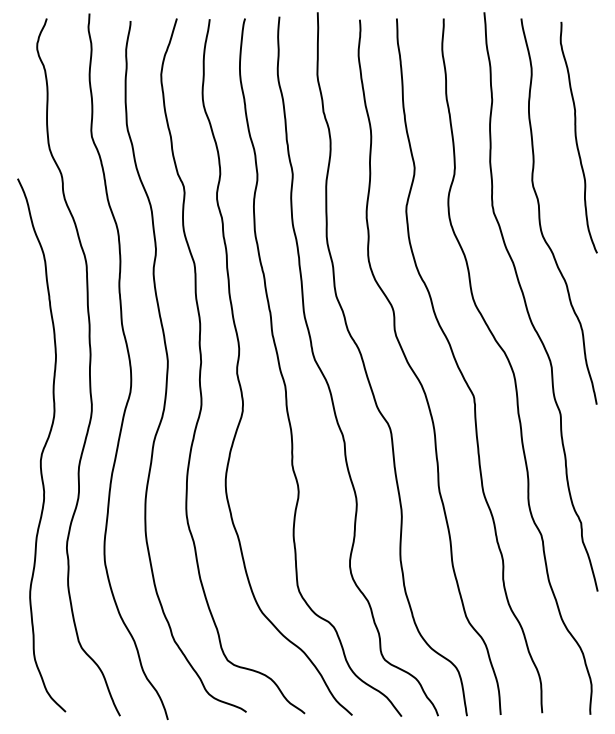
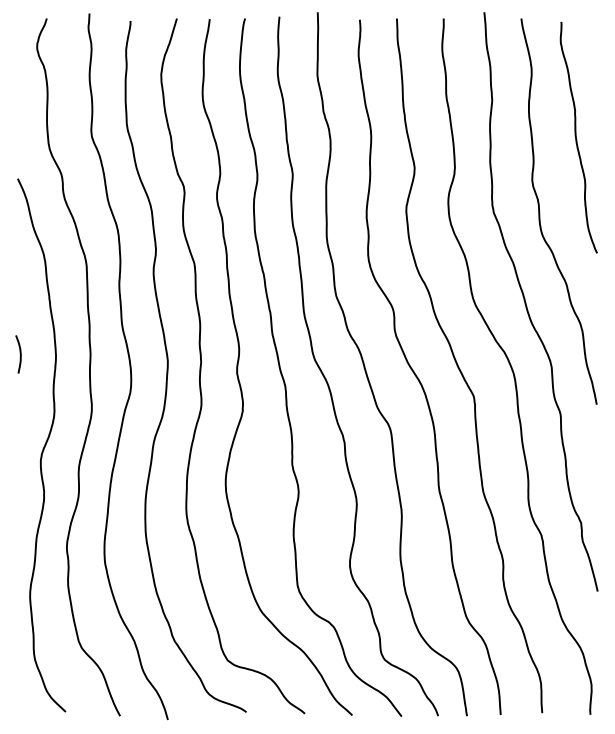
curve: none -> present (19, 353)
